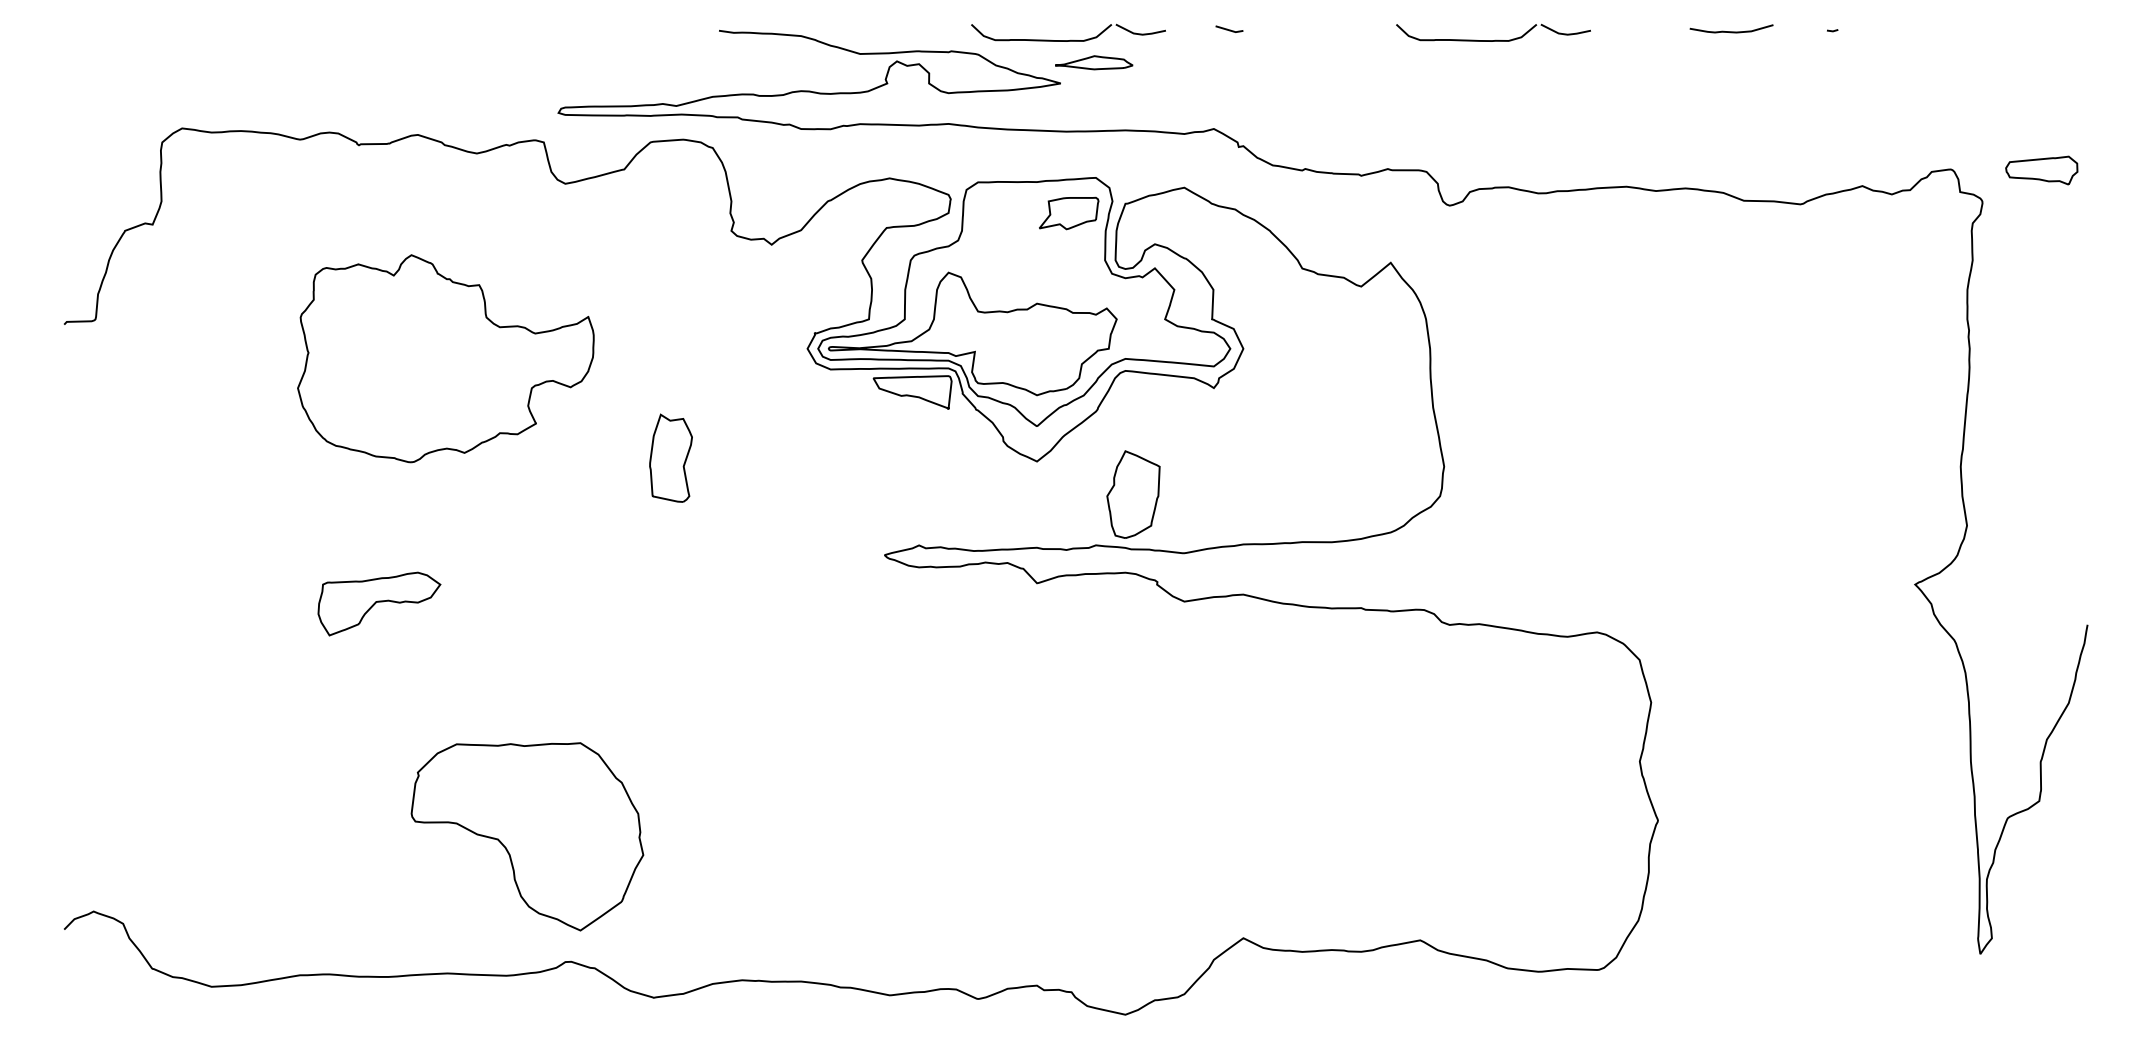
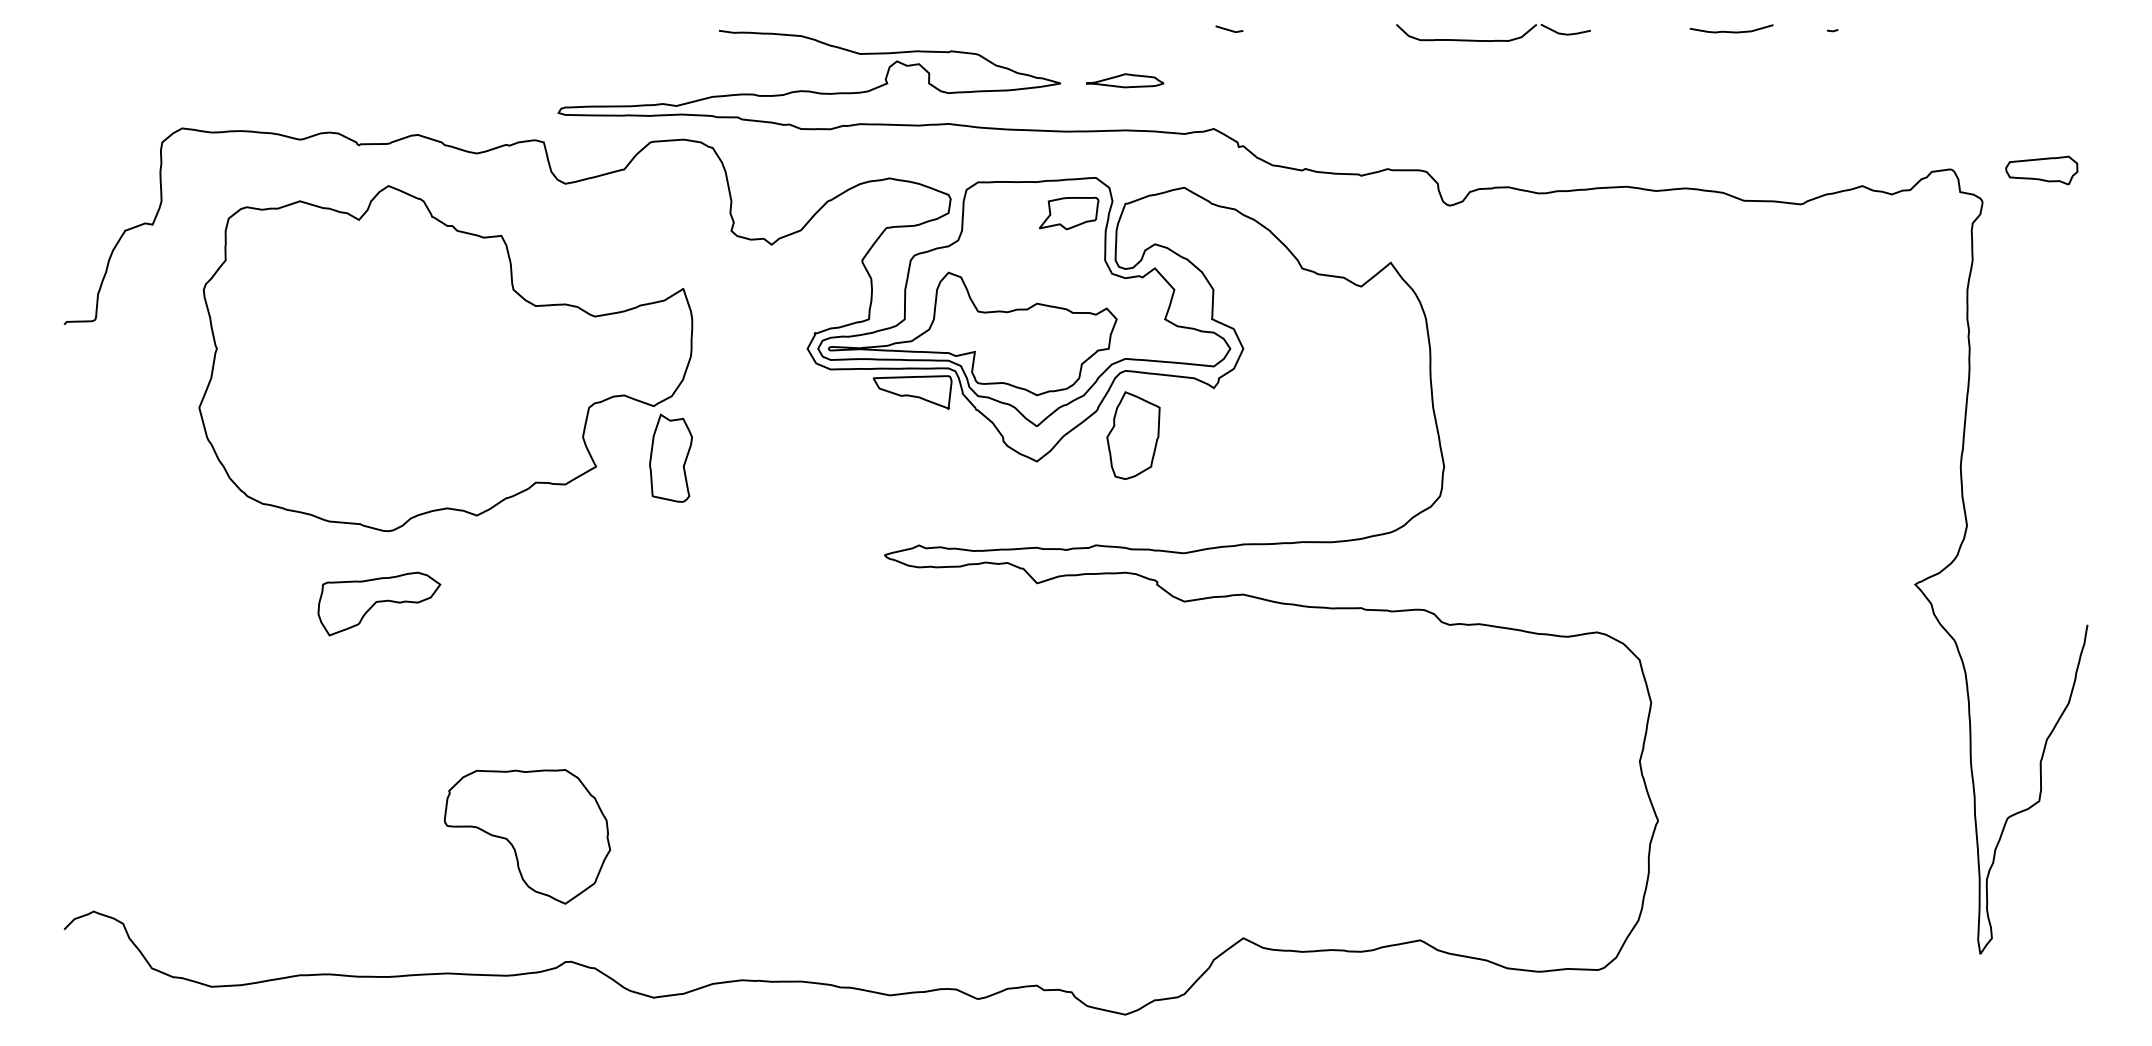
part: present -> none (1070, 39)
part position: (1094, 62) -> (1125, 80) (1125, 80)
part size: 298x210 px -> 496x348 px (445, 358)
part position: (1133, 494) -> (1133, 435) (1133, 435)
part size: 235x190 px -> 169x136 px (527, 836)
